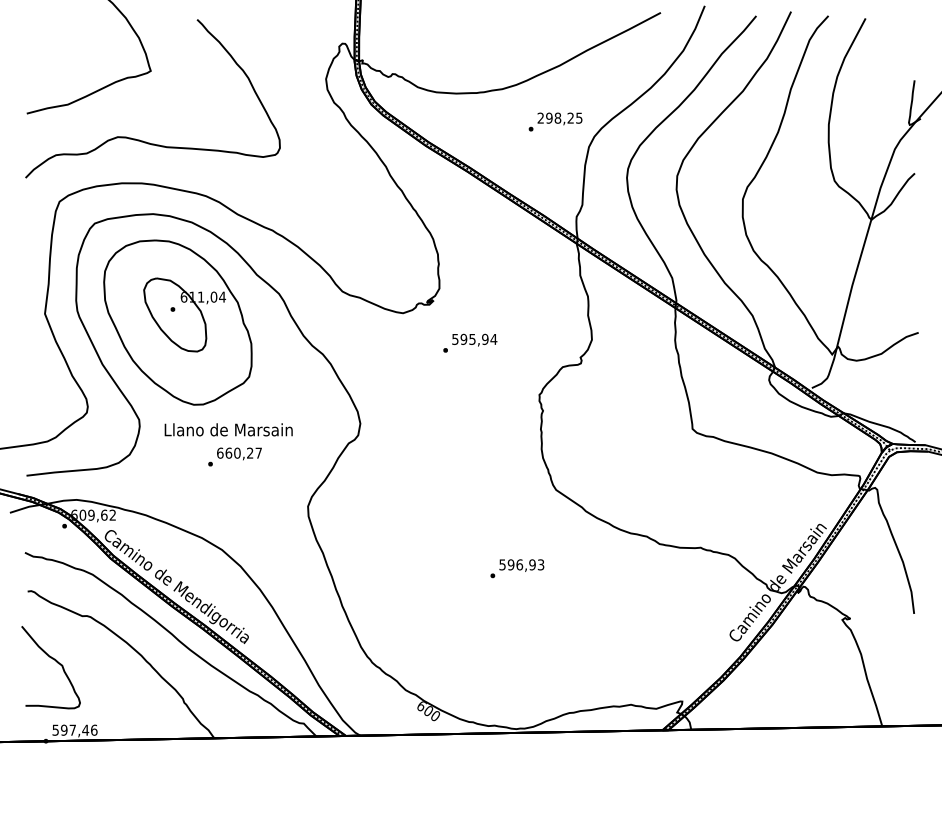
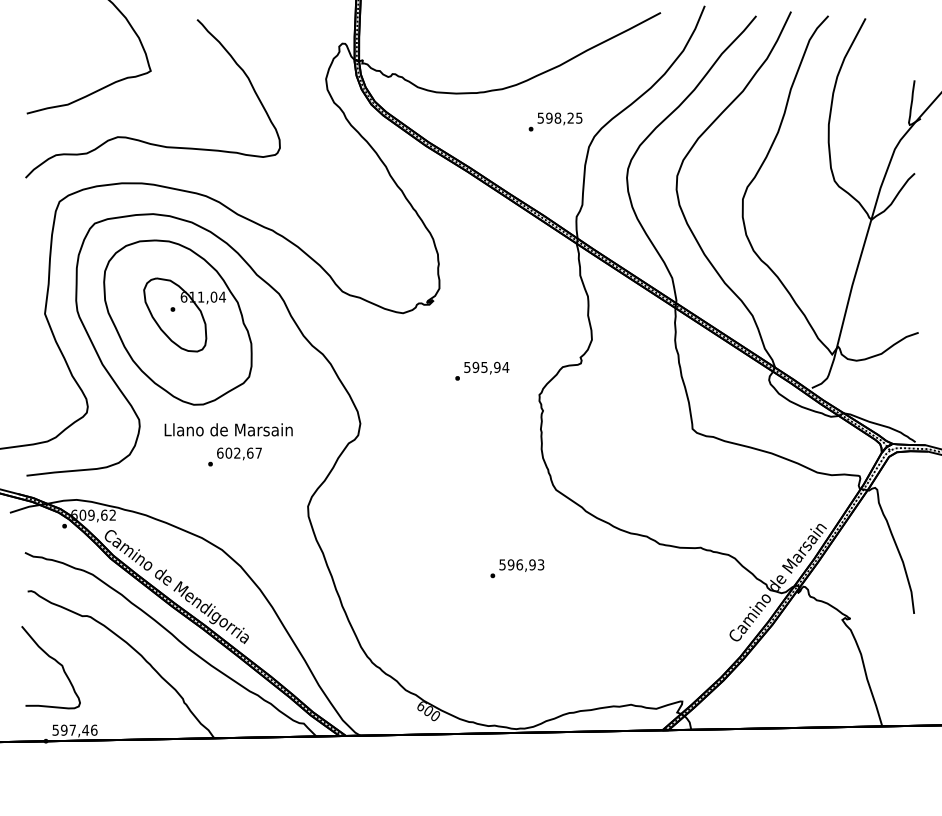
text: 298,25 -> 598,25 (540, 117)
text position: (470, 342) -> (482, 370) (482, 370)
text: 660,27 -> 602,67 (239, 452)
